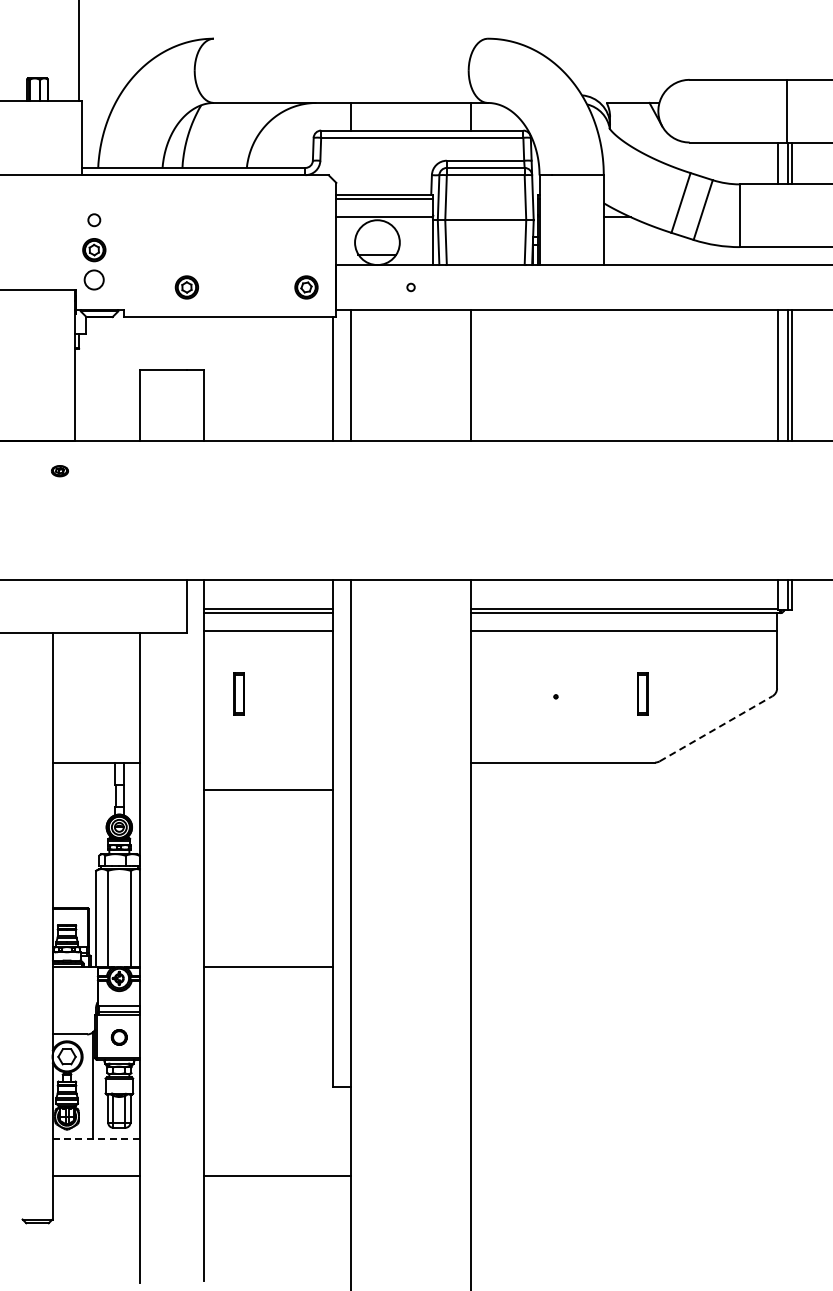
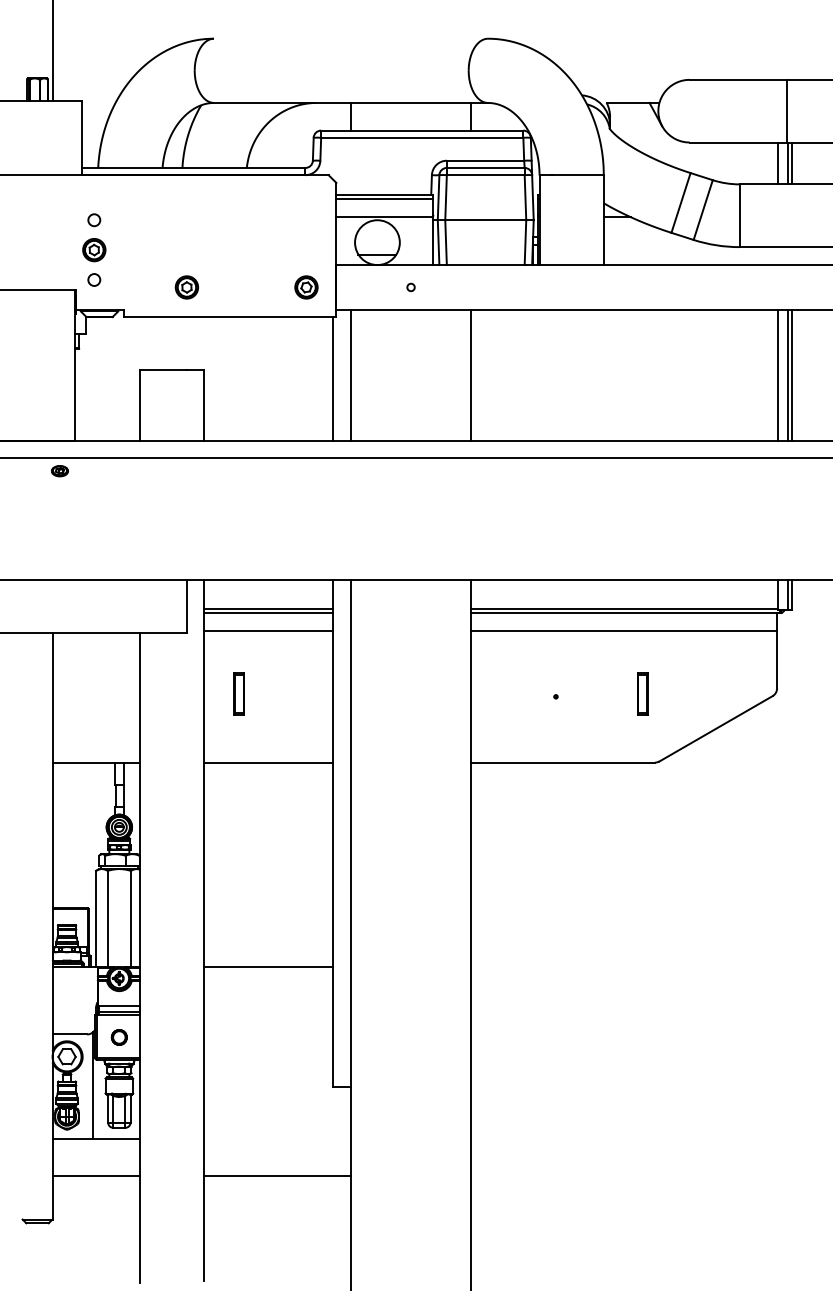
line position: (78, 51) -> (52, 51) (52, 51)
circle size: 22x22 px -> 15x14 px (94, 279)
line: none -> present (415, 457)
line: dashed -> solid (716, 728)
line position: (268, 789) -> (268, 762) (268, 762)
line: dashed -> solid (96, 1139)
